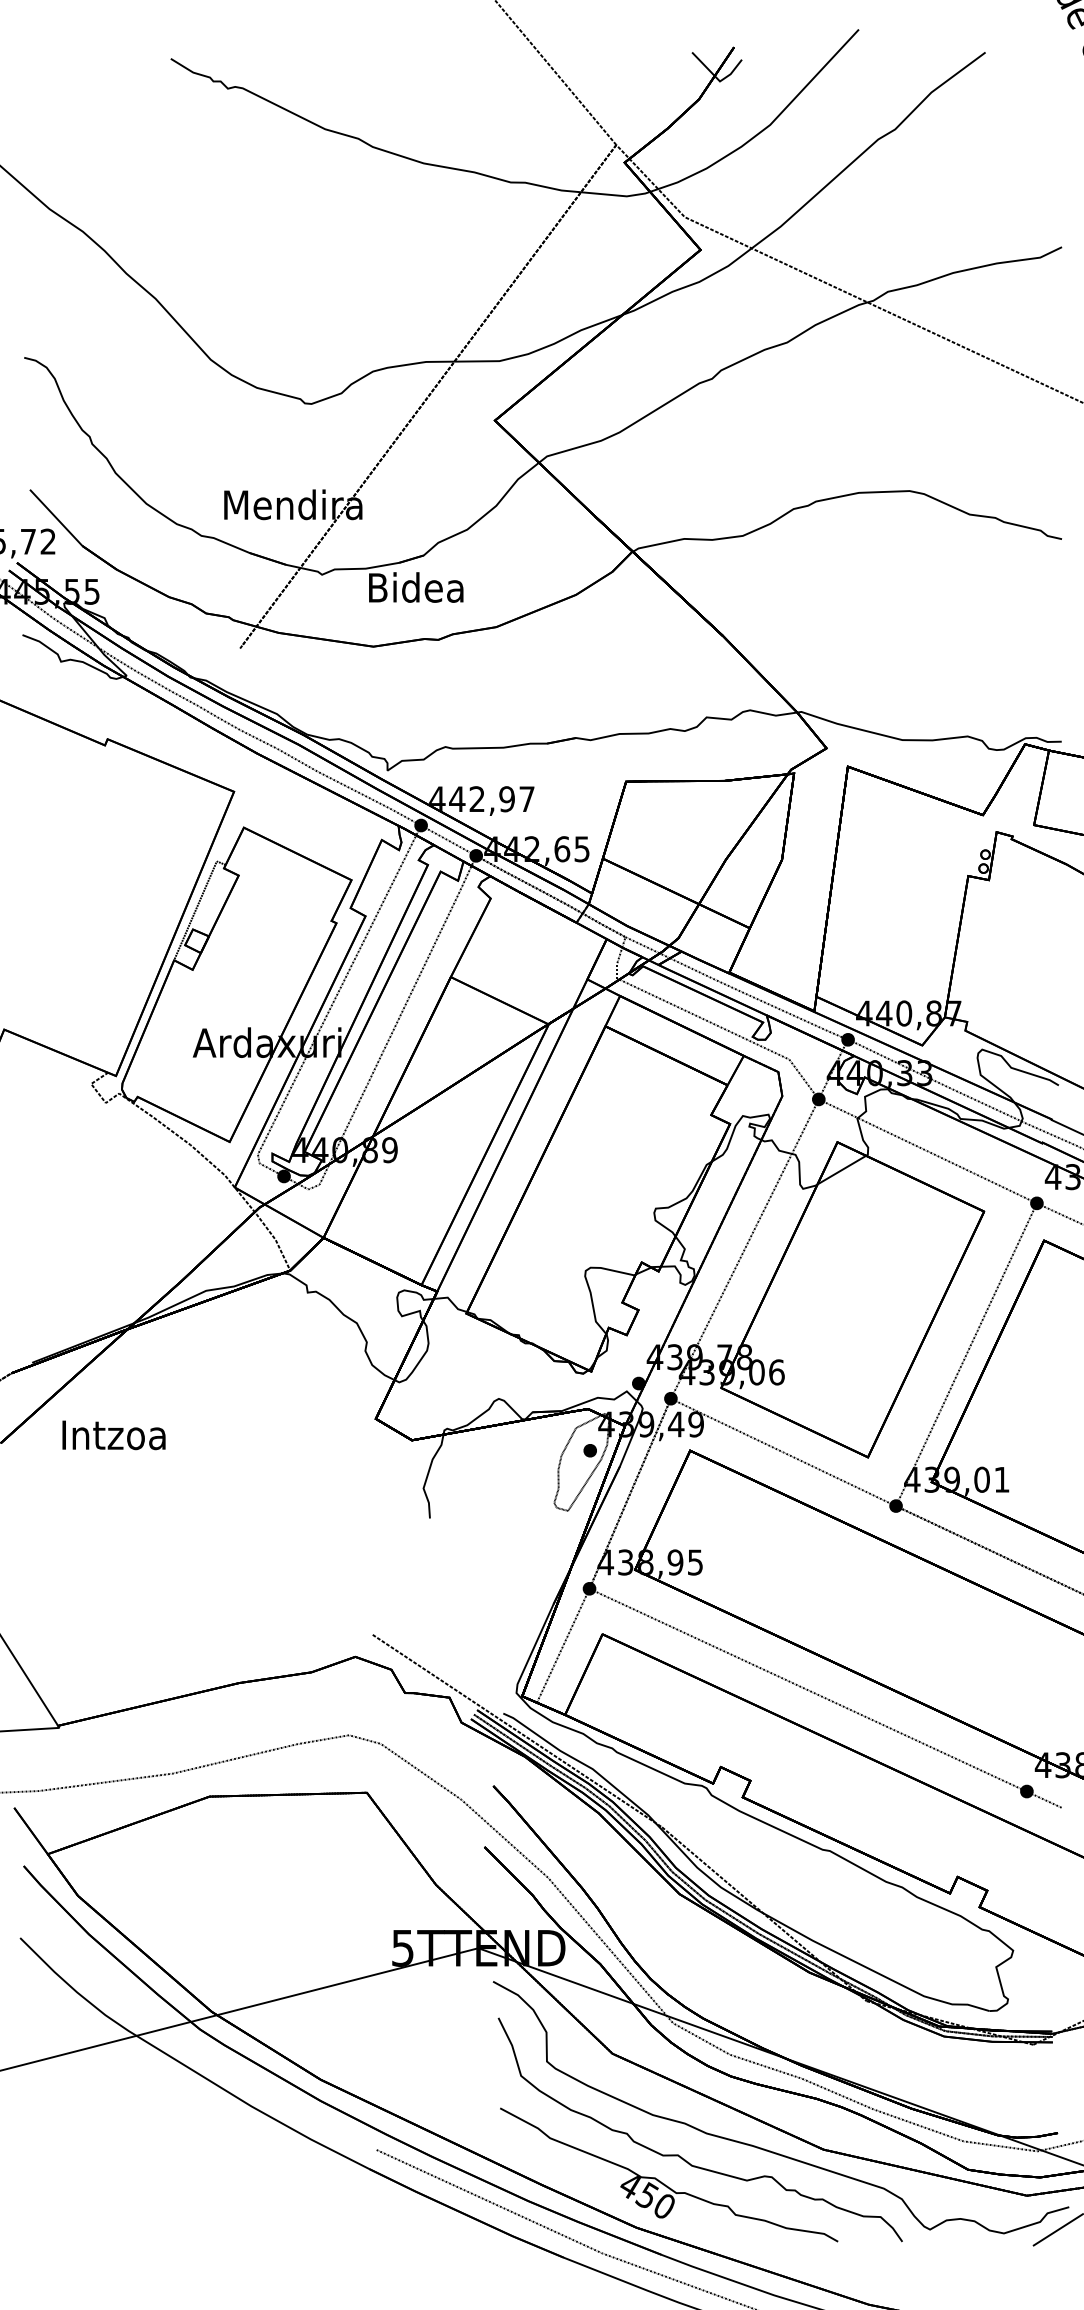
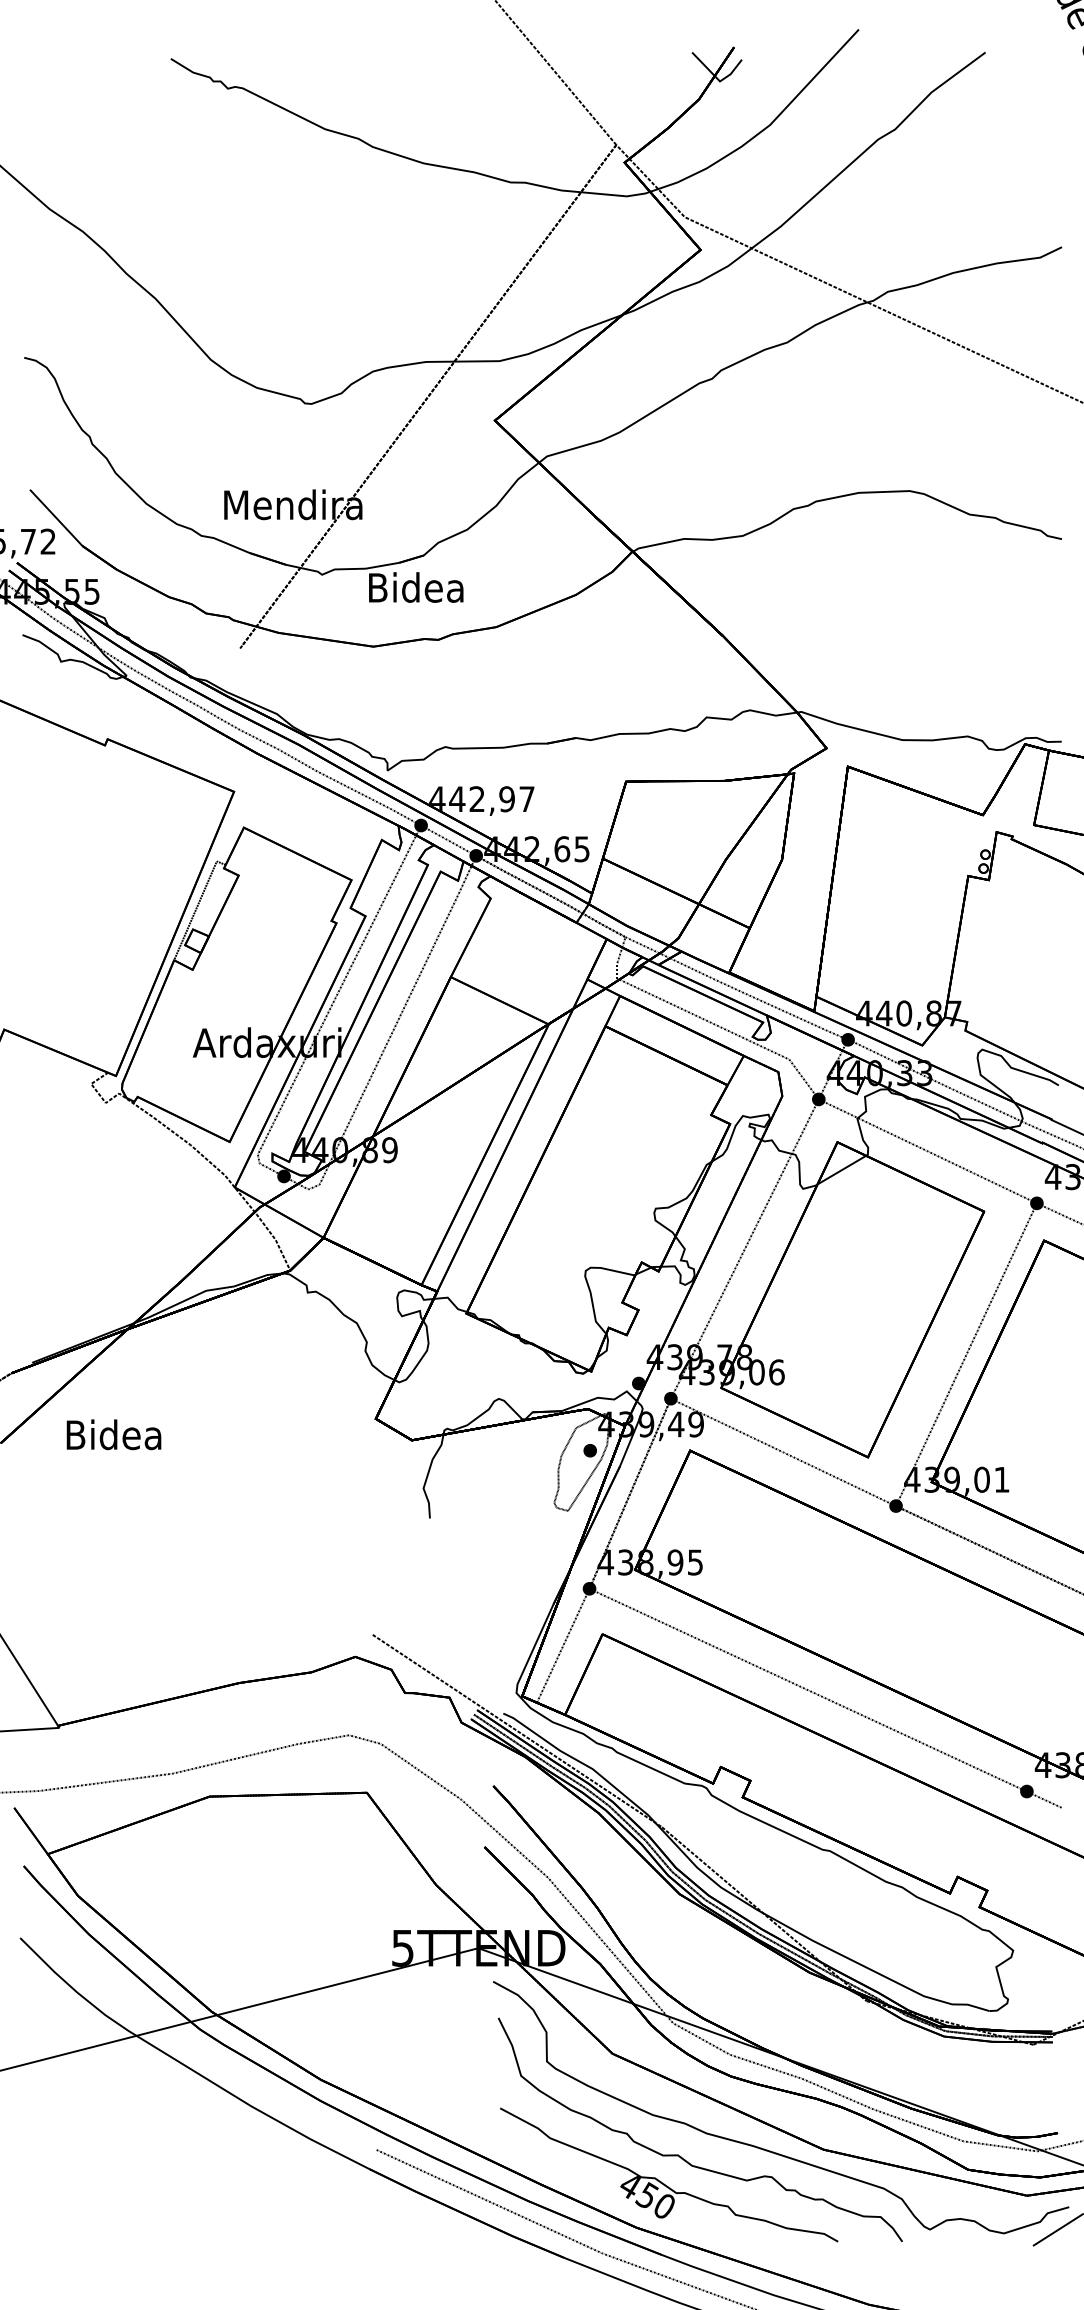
text: Intzoa -> Bidea (113, 1434)
